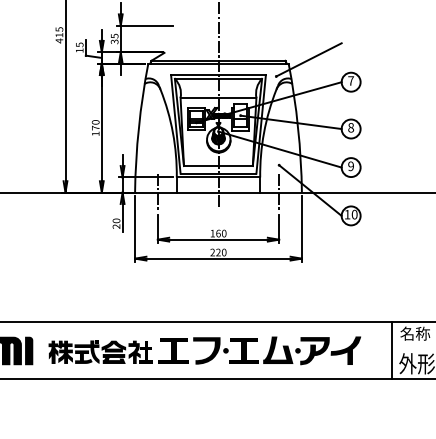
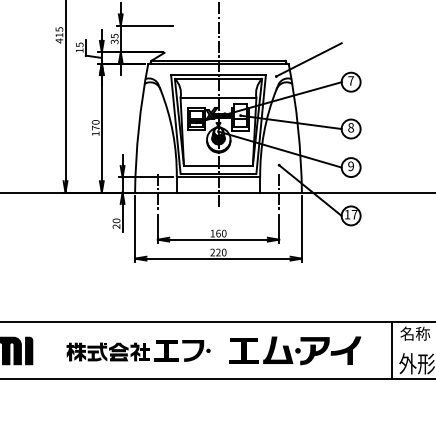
text: 10 -> 17 (354, 214)
part size: 181x28 px -> 145x22 px (138, 350)
